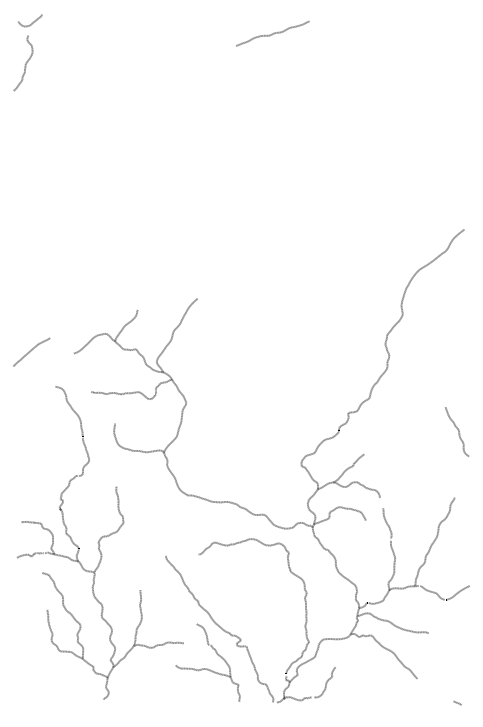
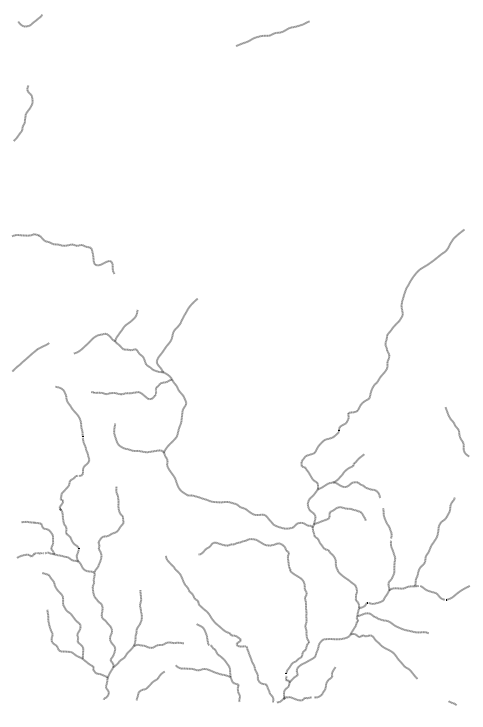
curve position: (25, 63) -> (25, 113) (25, 113)
part: none -> present (63, 246)
part position: (31, 351) -> (30, 356) (30, 356)
curve: none -> present (150, 685)
curve position: (457, 702) -> (452, 702) (452, 702)
